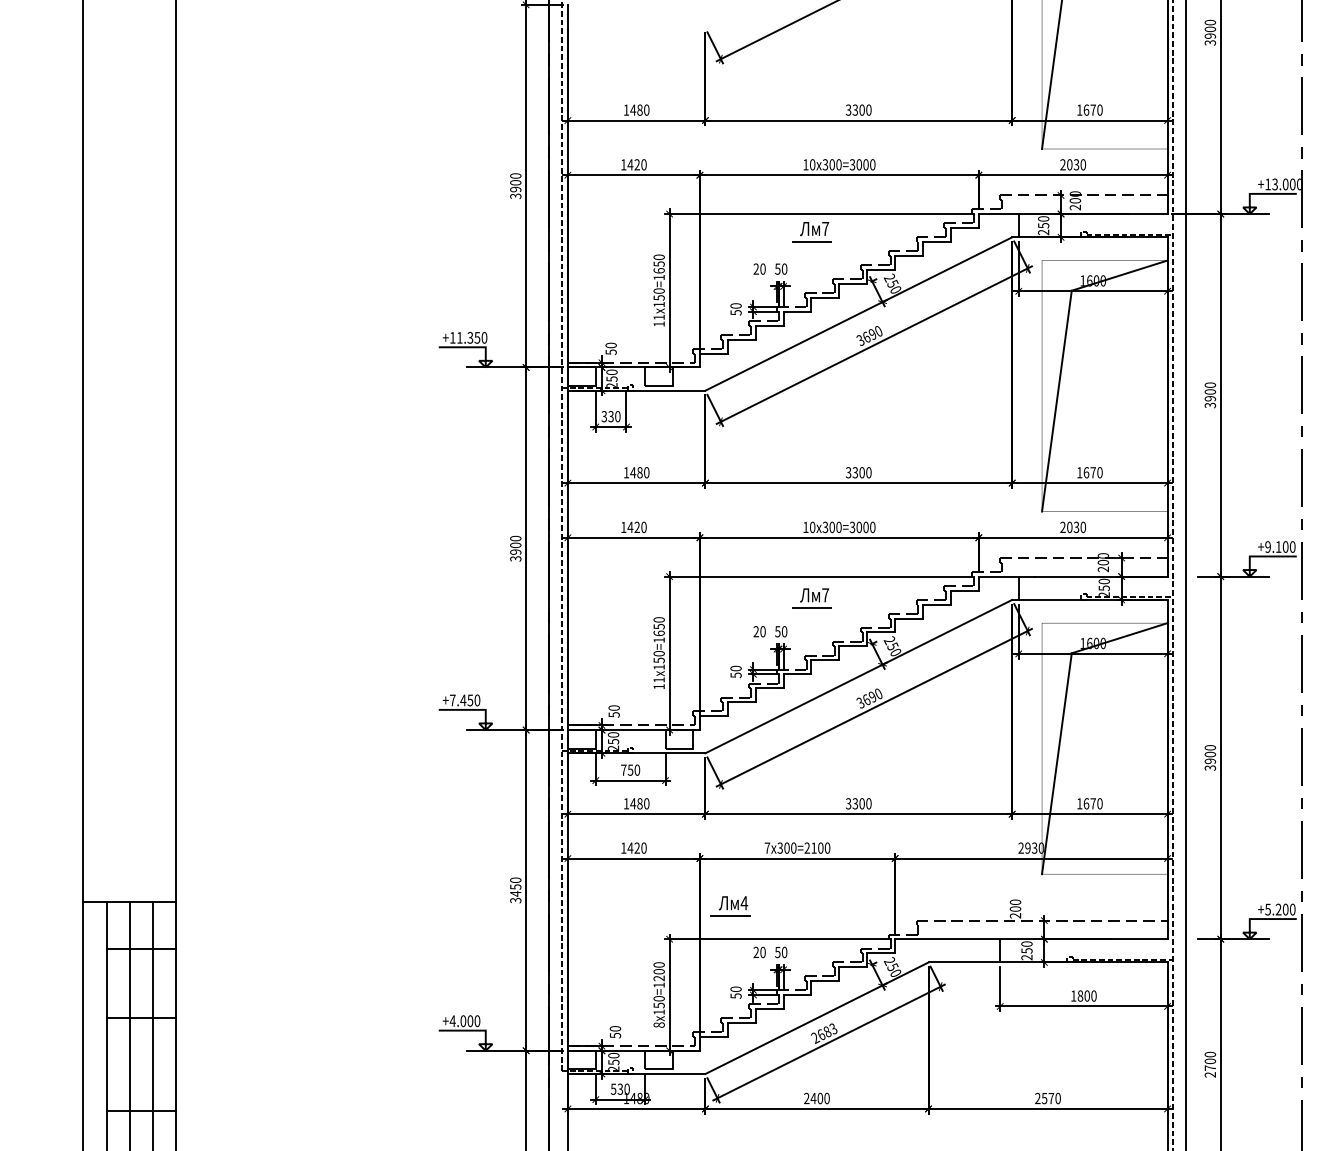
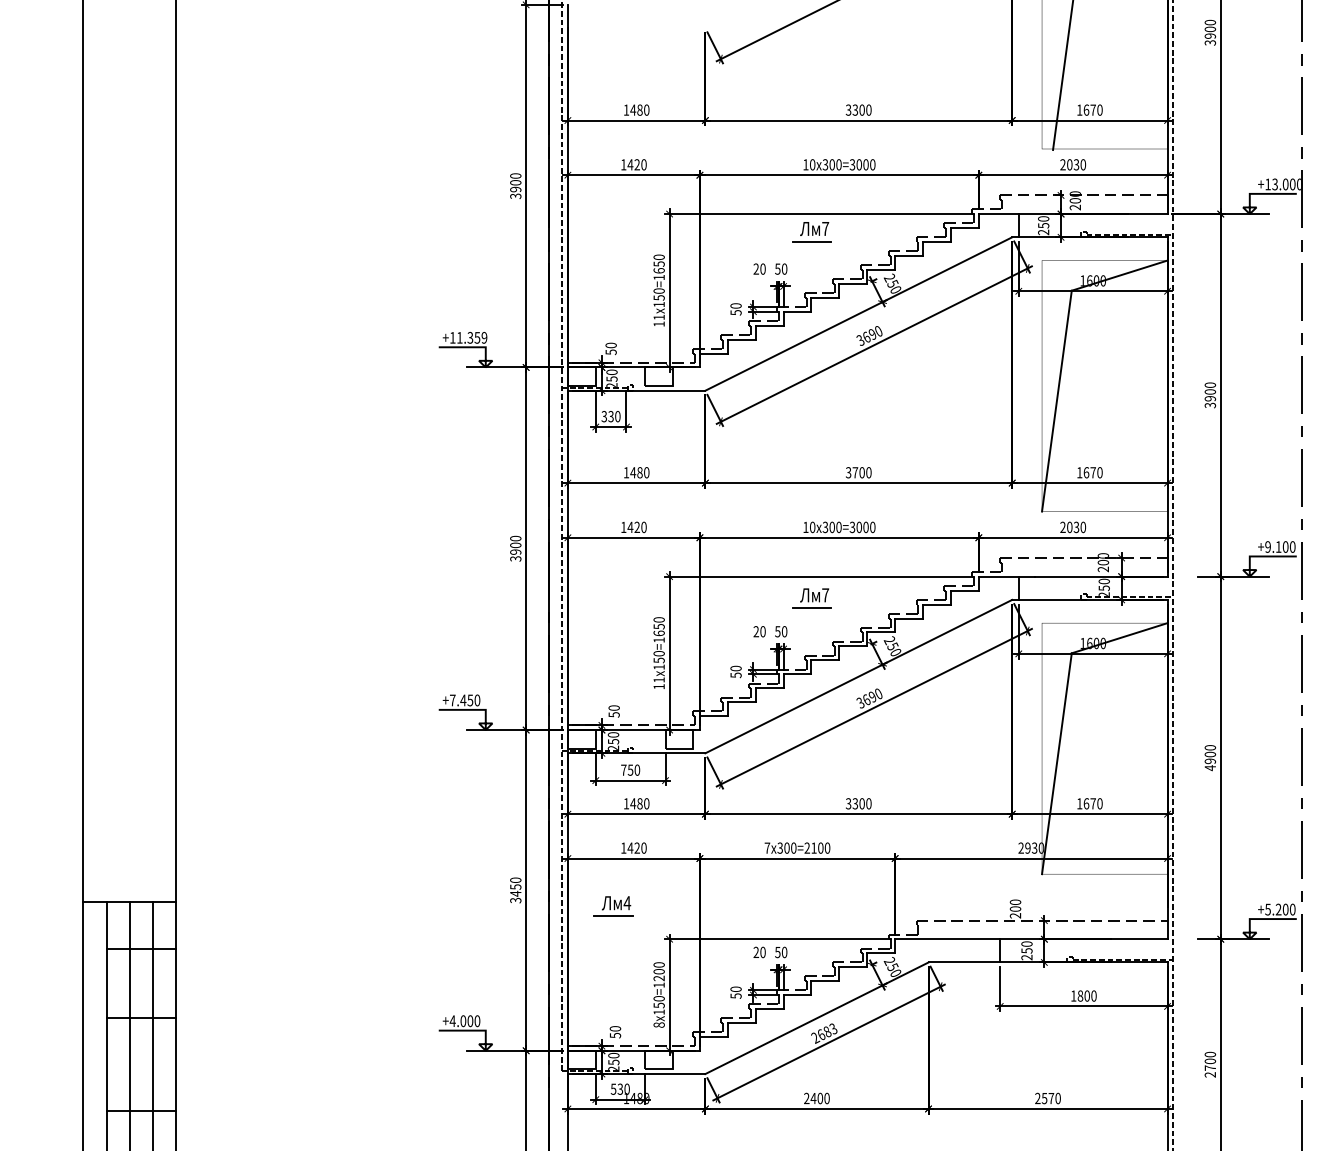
line position: (1051, 75) -> (1062, 76) (1062, 76)
text: +11.350 -> +11.359 (484, 337)
text: 3300 -> 3700 (855, 472)
line: present -> none (1186, 574)
text: 3900 -> 4900 (1210, 768)
part position: (730, 906) -> (613, 906) (613, 906)
